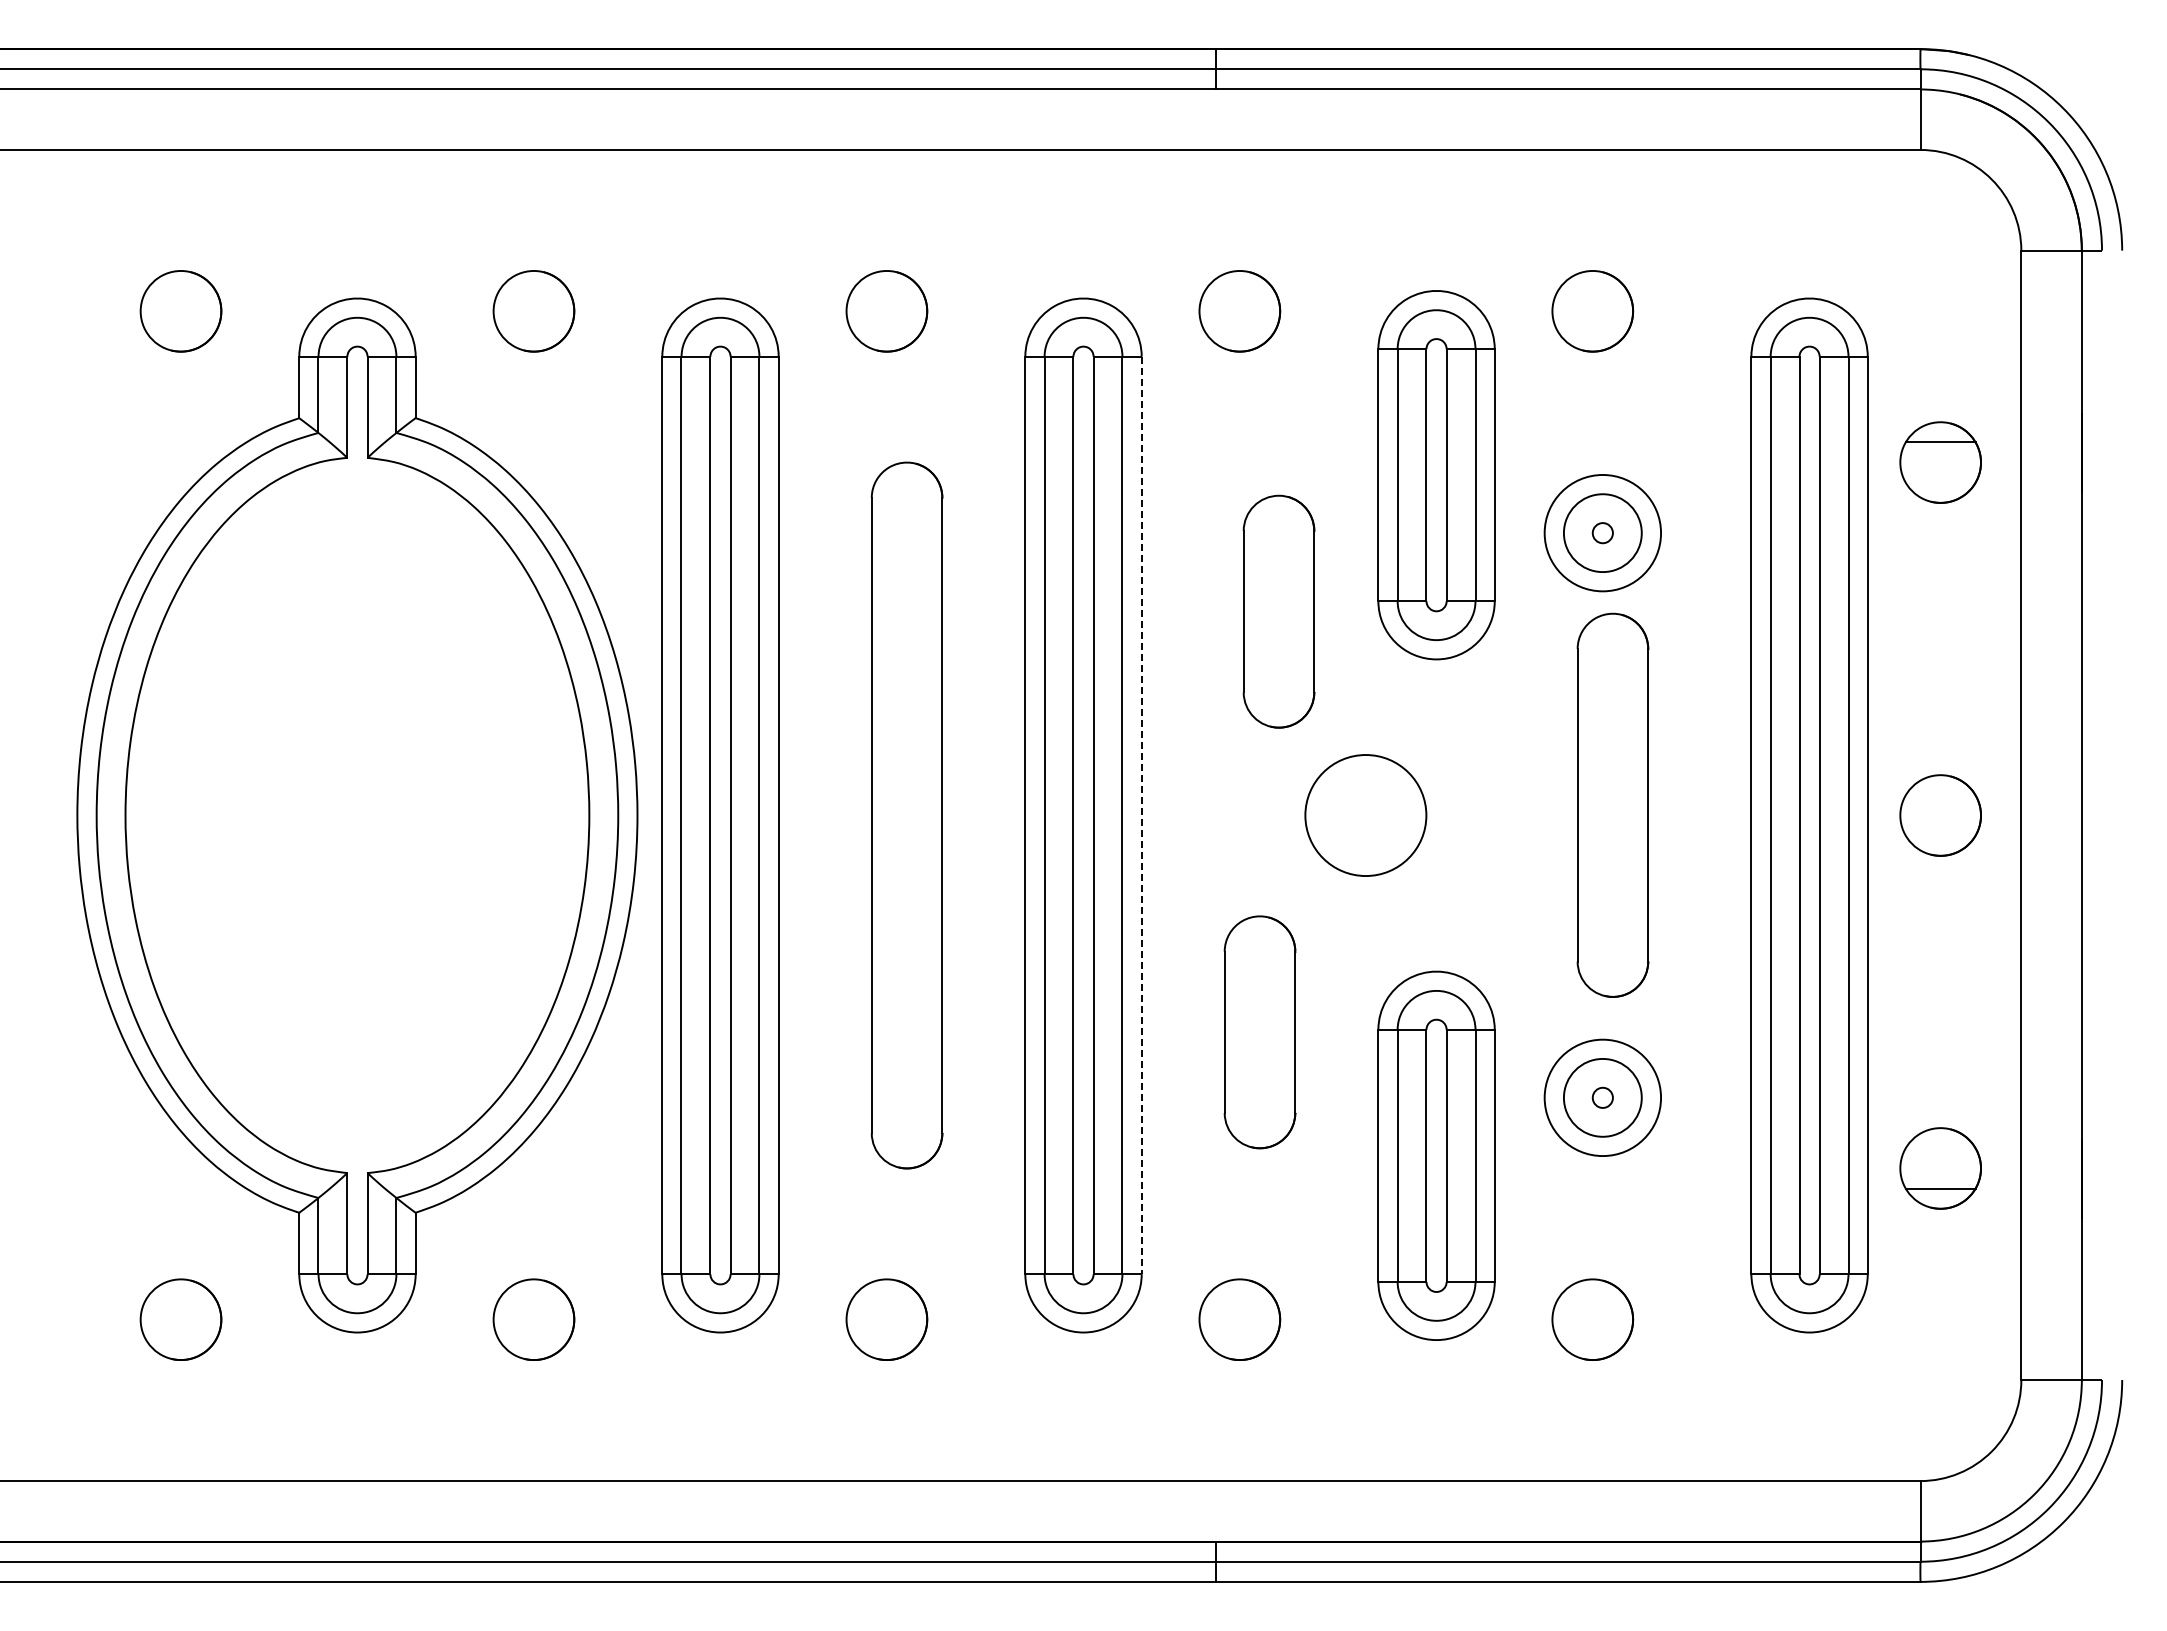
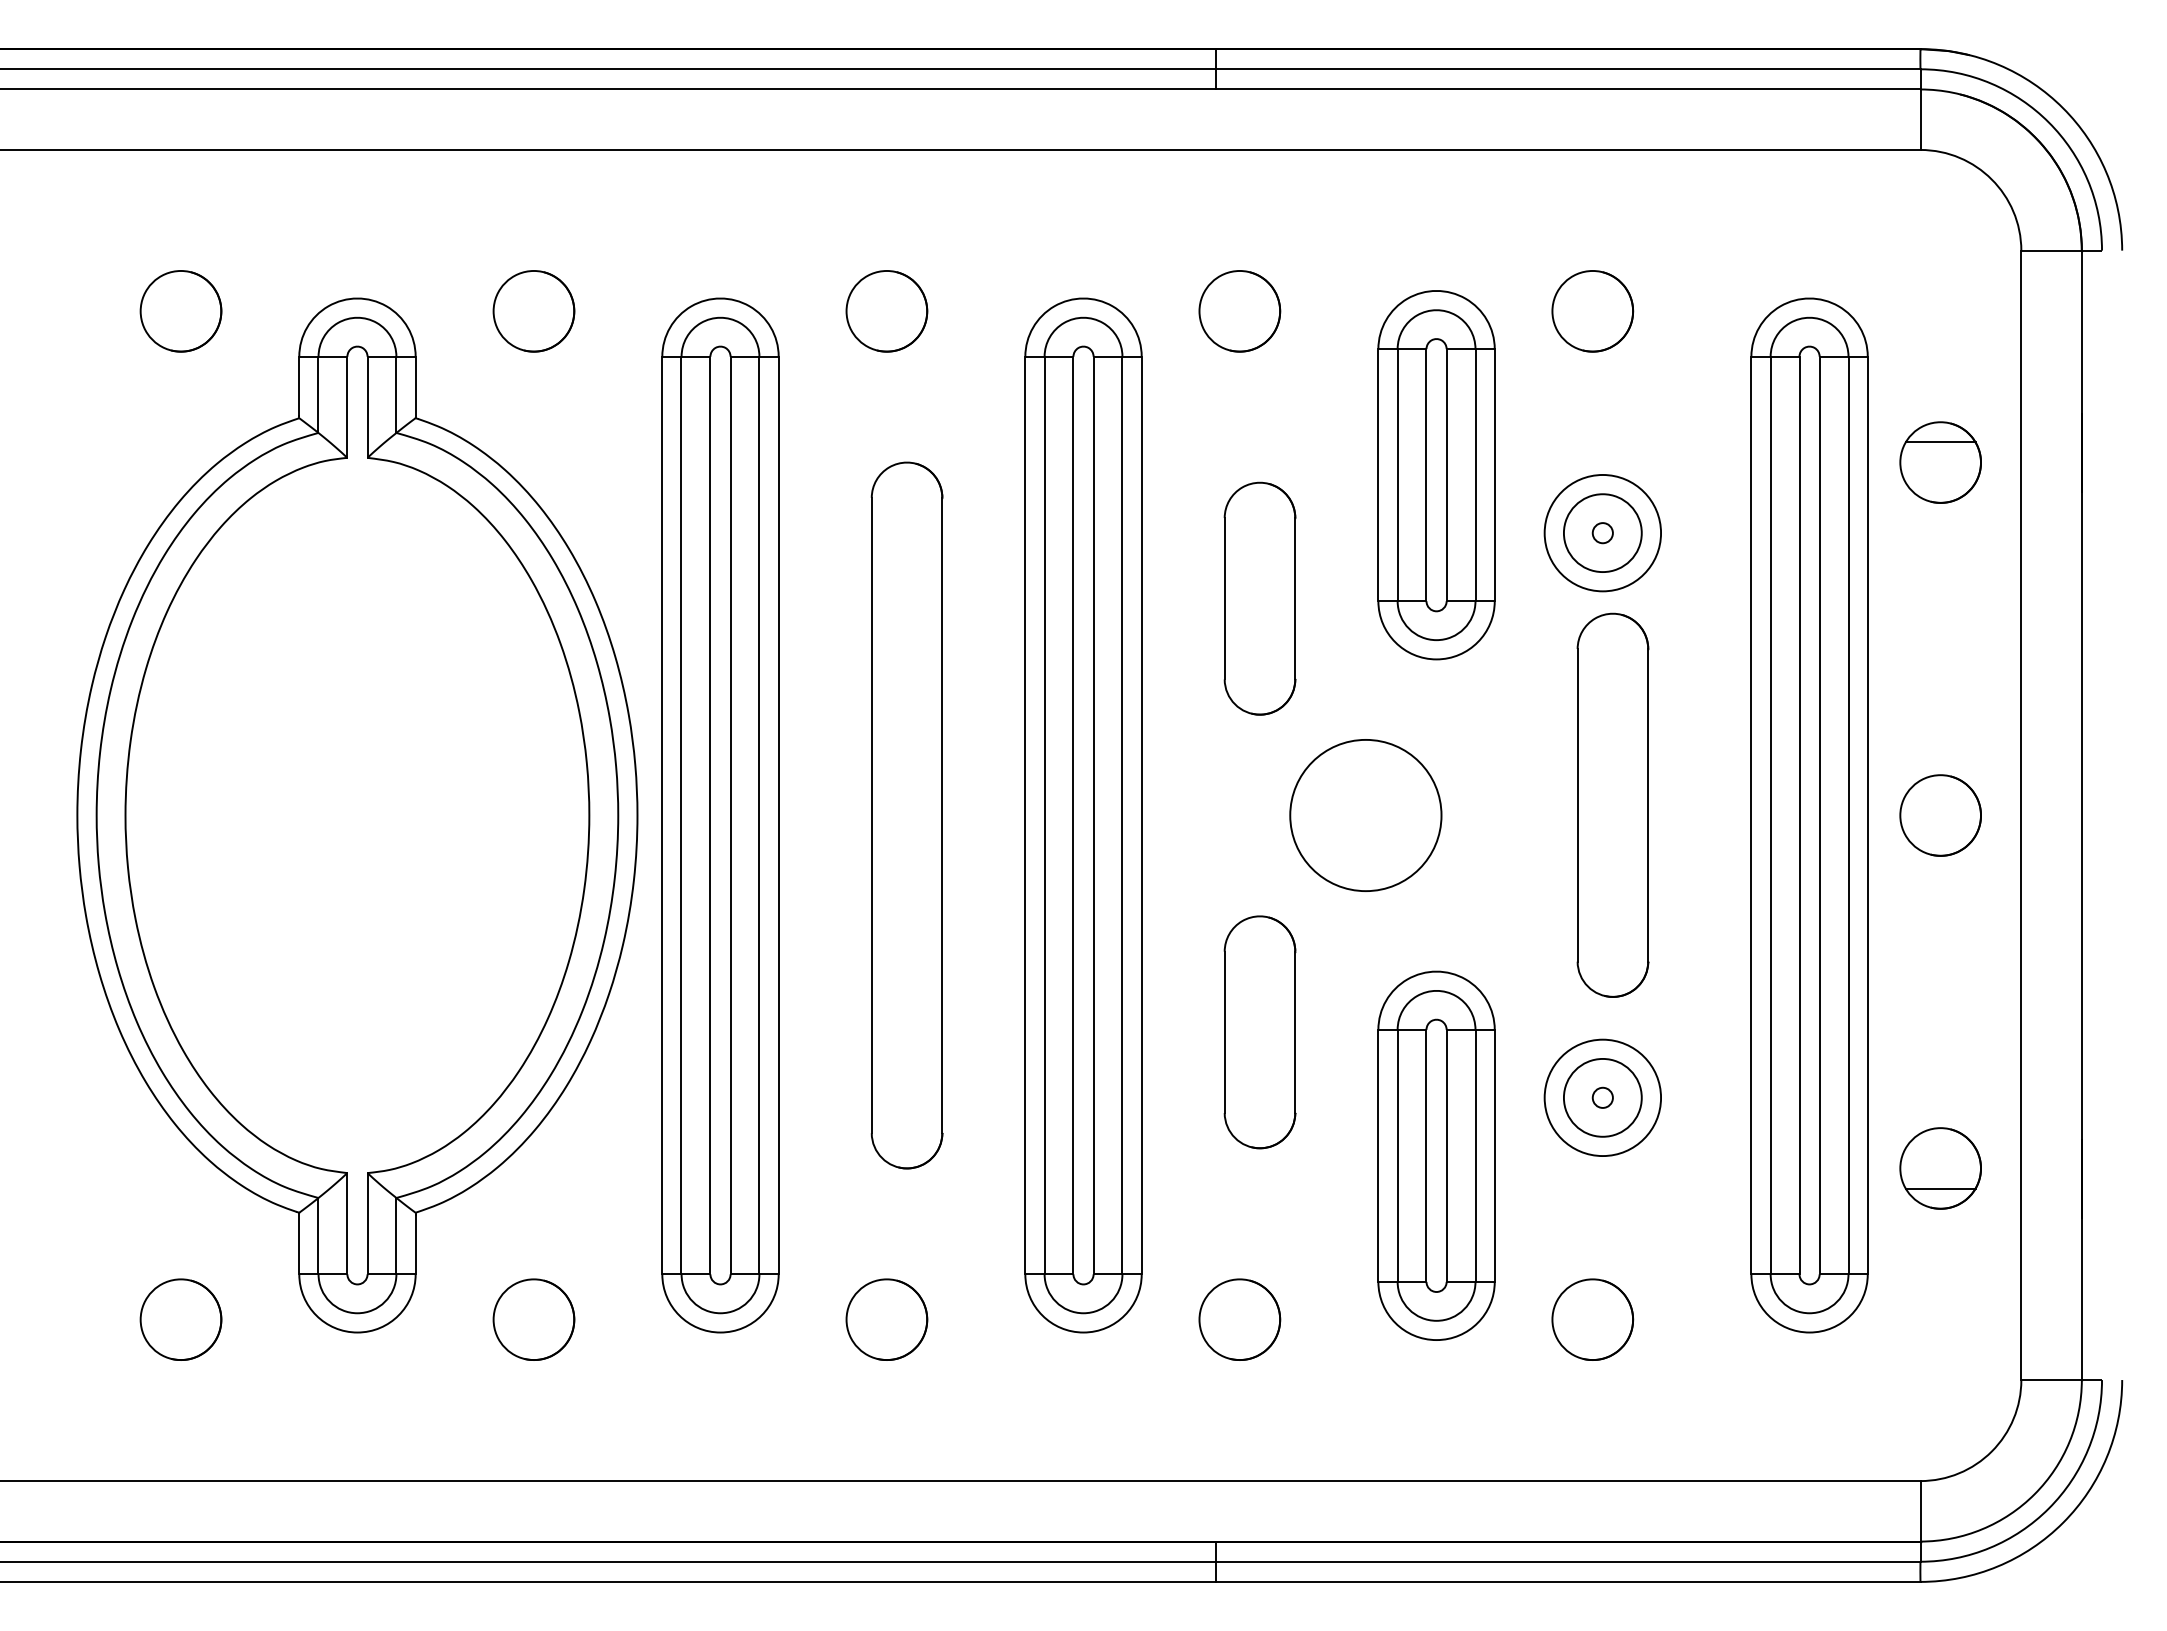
part position: (1278, 611) -> (1259, 598) (1259, 598)
line: dashed -> solid (1141, 815)
circle diameter: 121 px -> 151 px (1365, 815)
